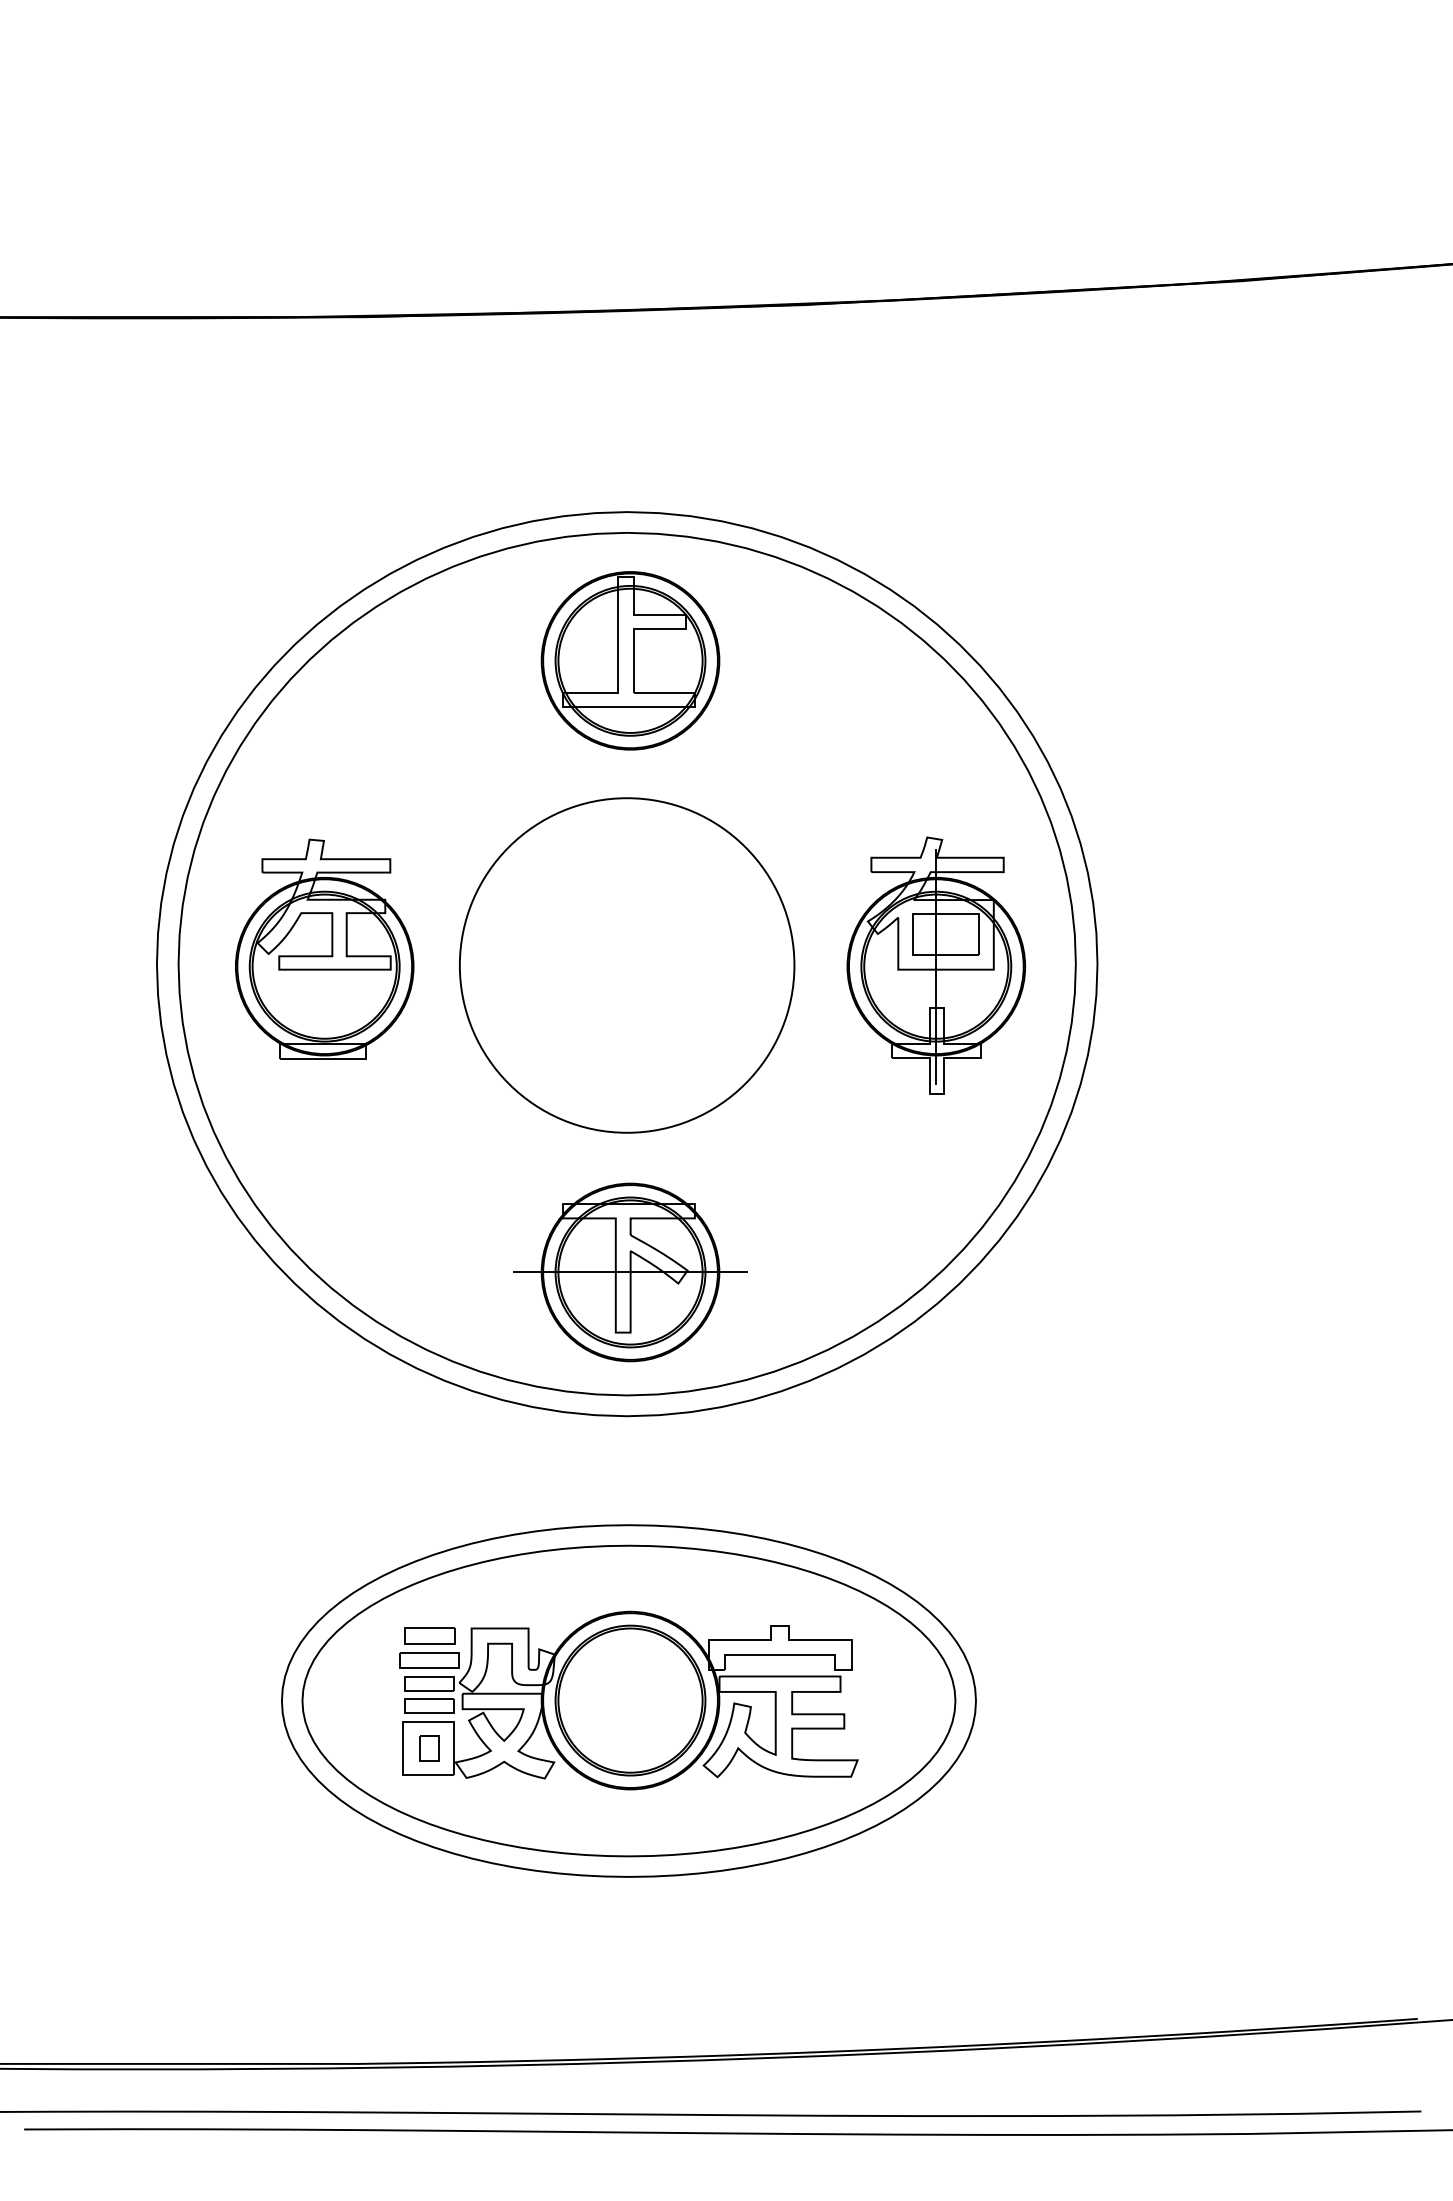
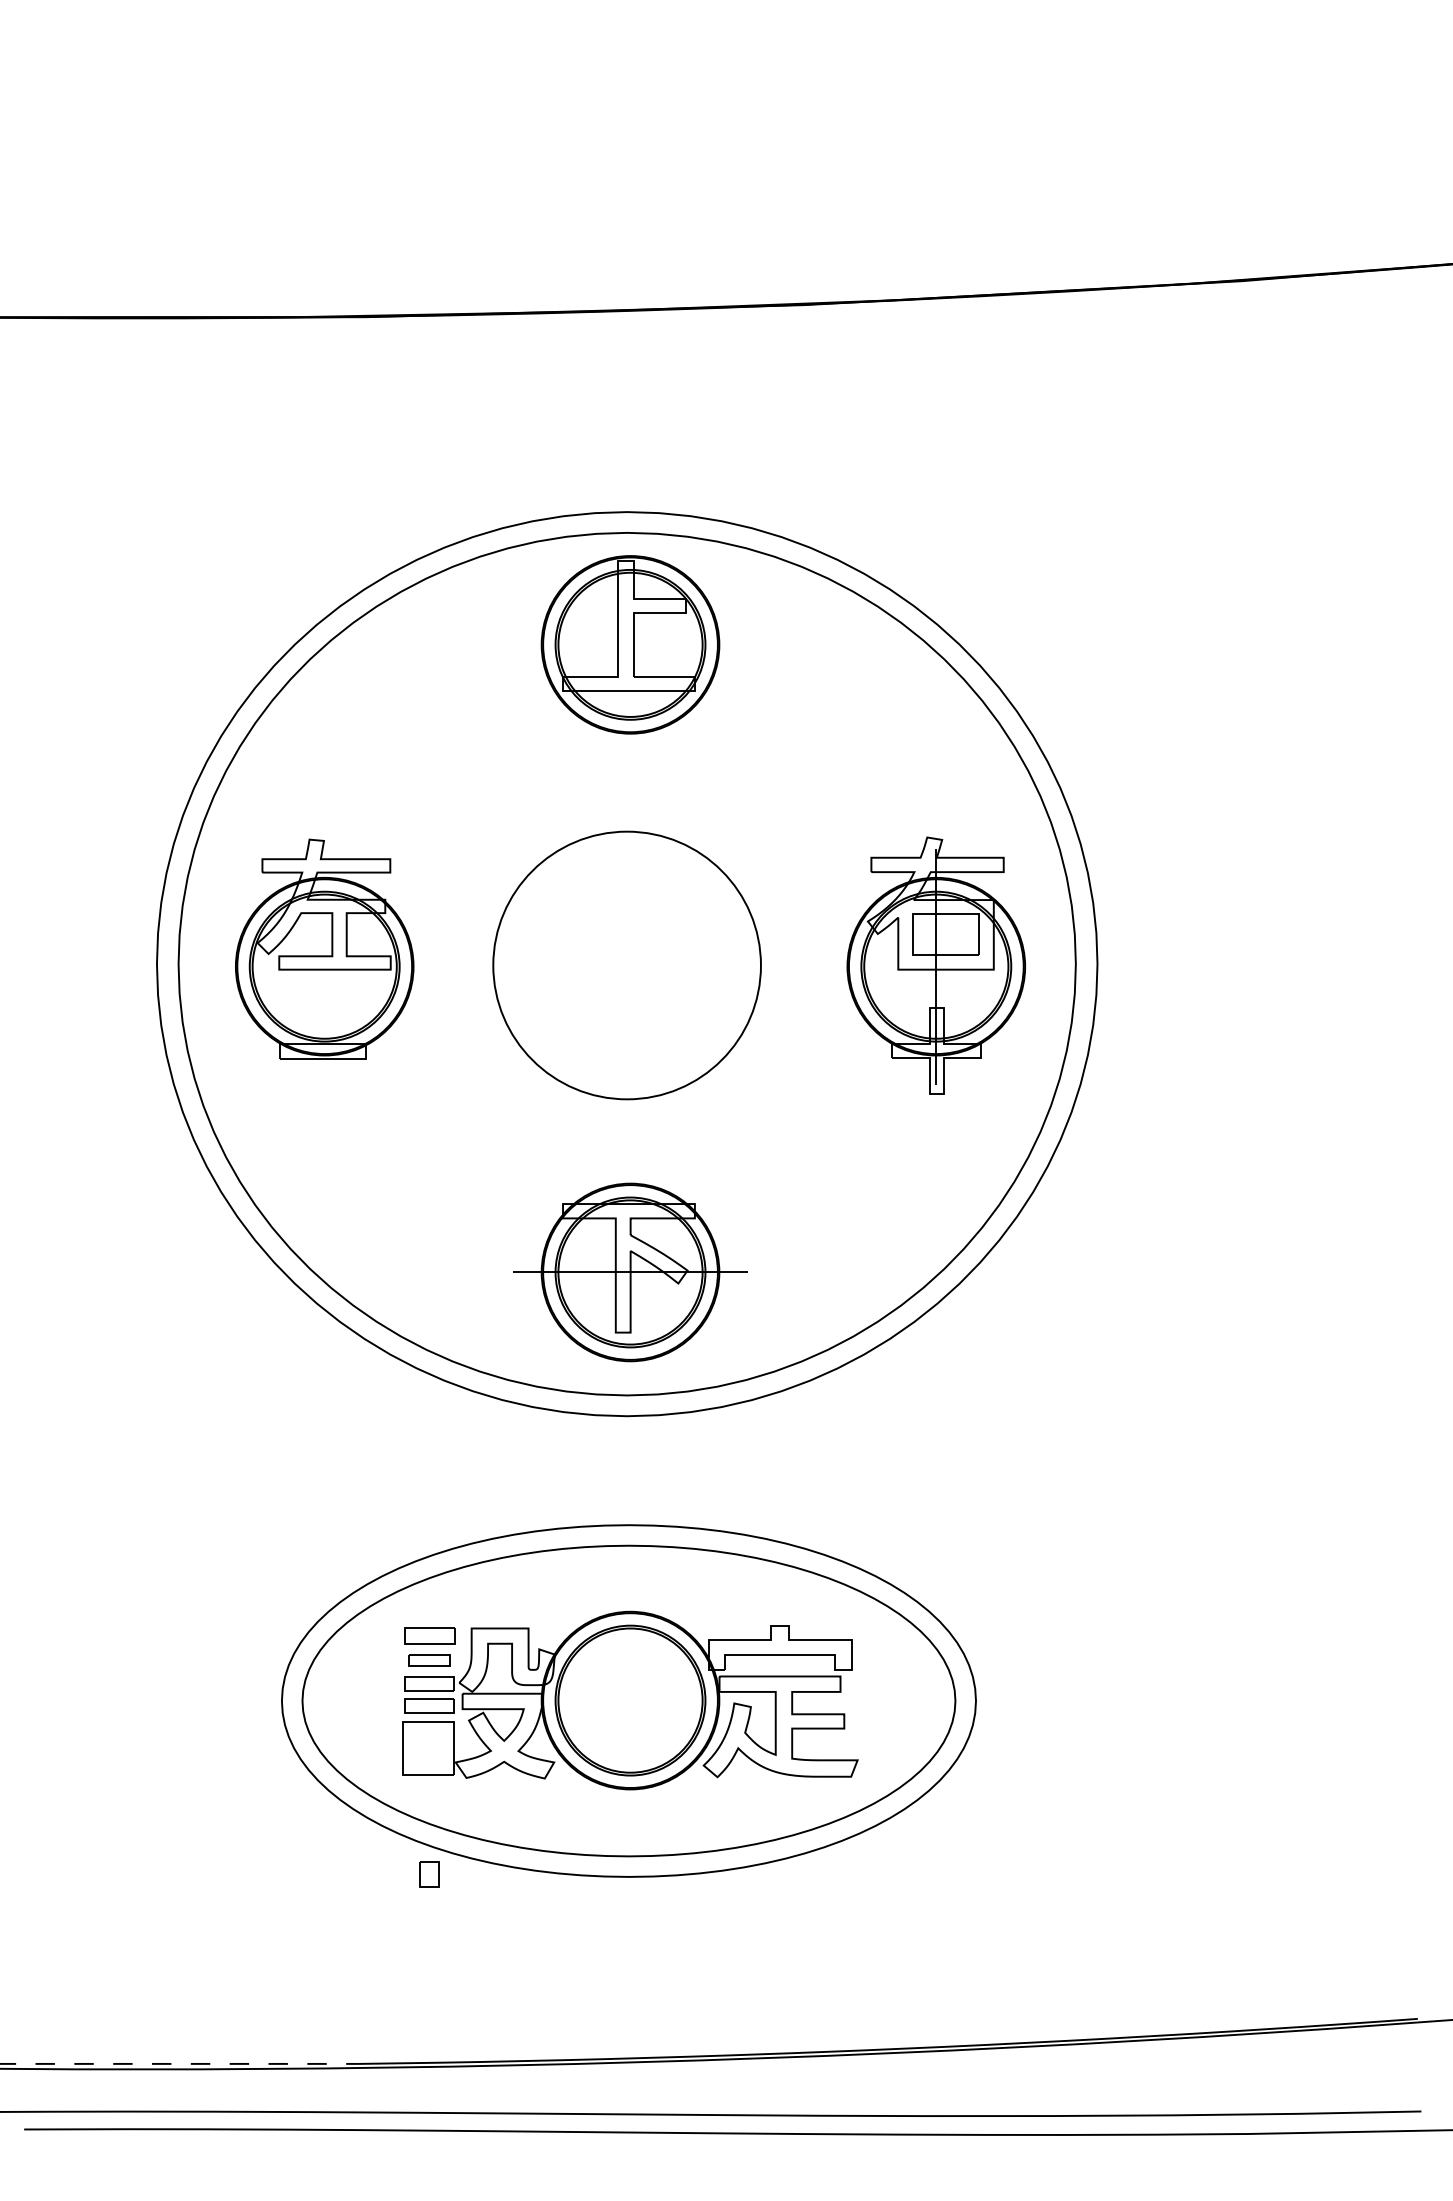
part position: (630, 660) -> (630, 644) (630, 644)
circle diameter: 335 px -> 268 px (626, 965)
part size: 61x17 px -> 43x13 px (429, 1660)
part position: (429, 1748) -> (429, 1874) (429, 1874)
line: solid -> dashed (179, 2063)
